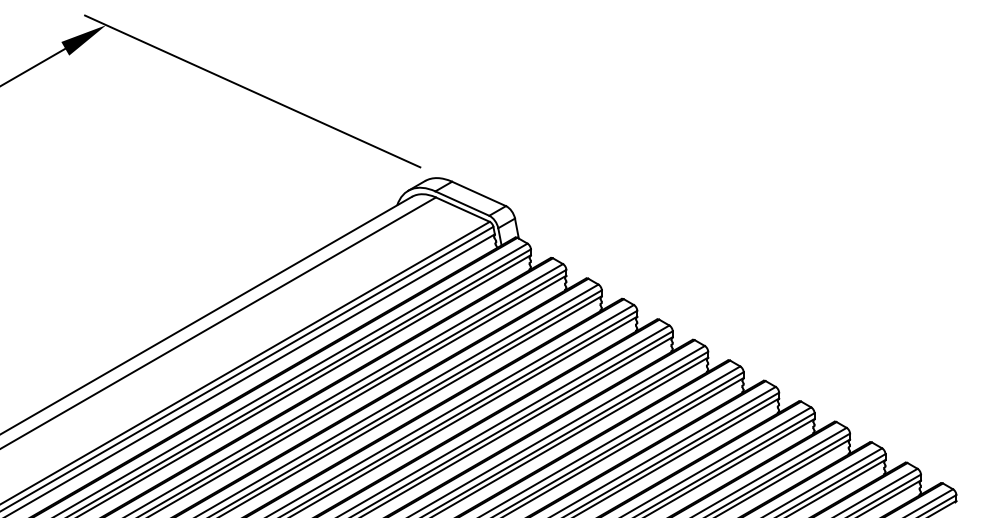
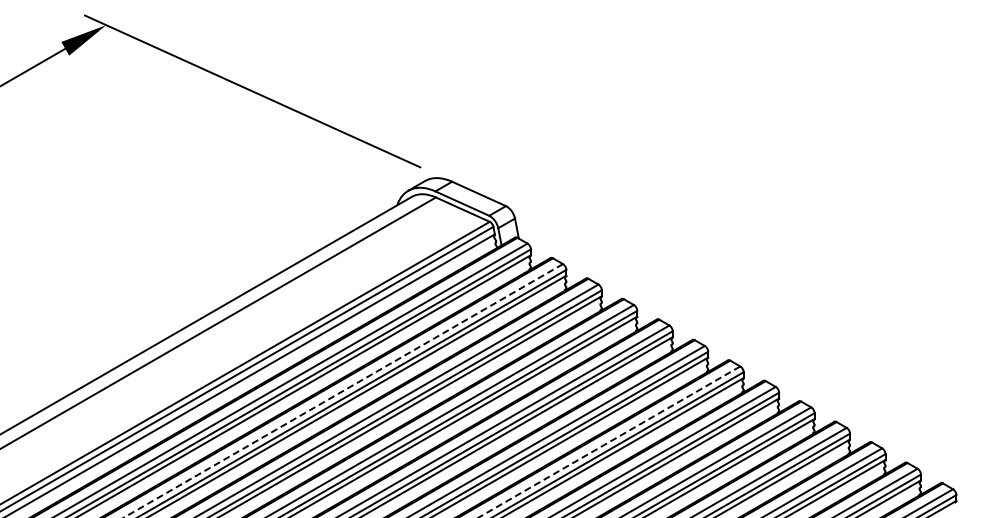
line: solid -> dashed (343, 391)
line: solid -> dashed (608, 442)
